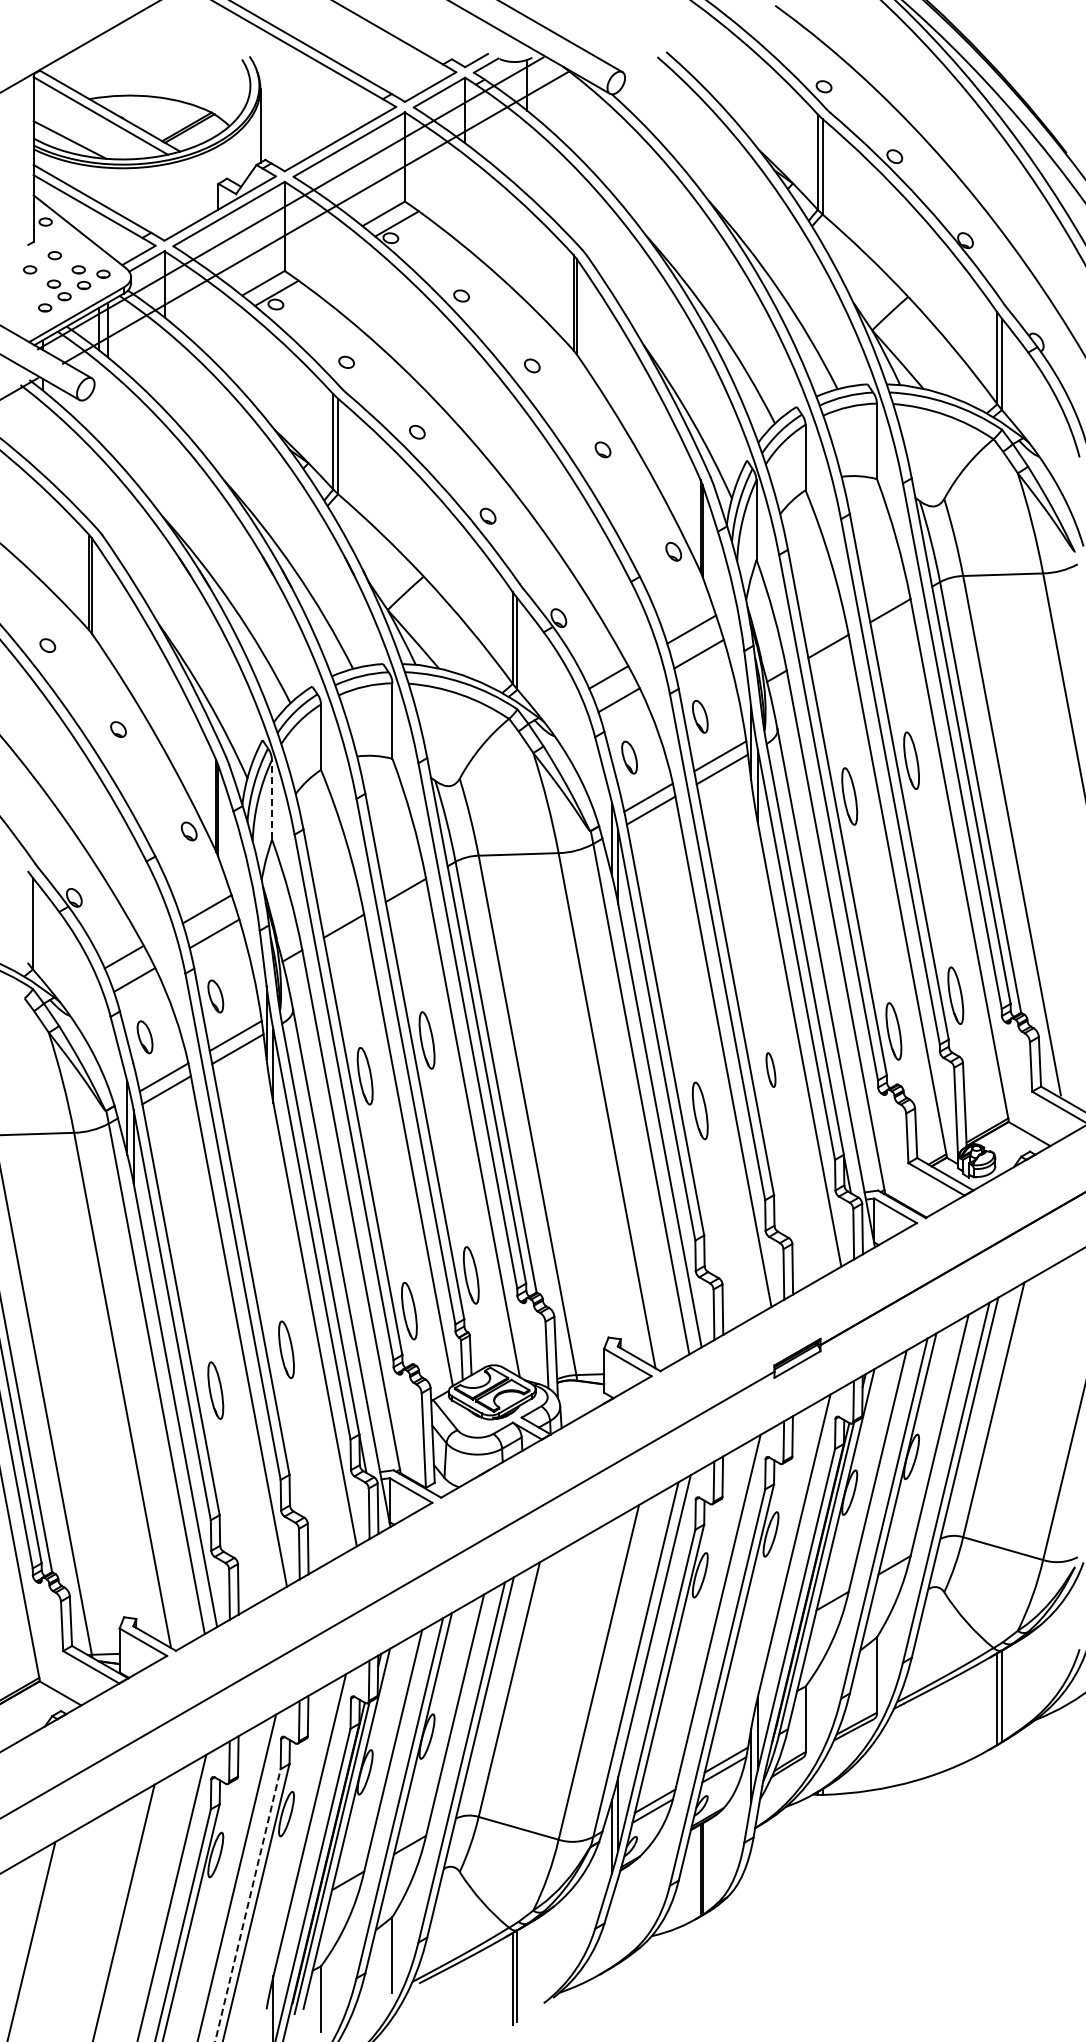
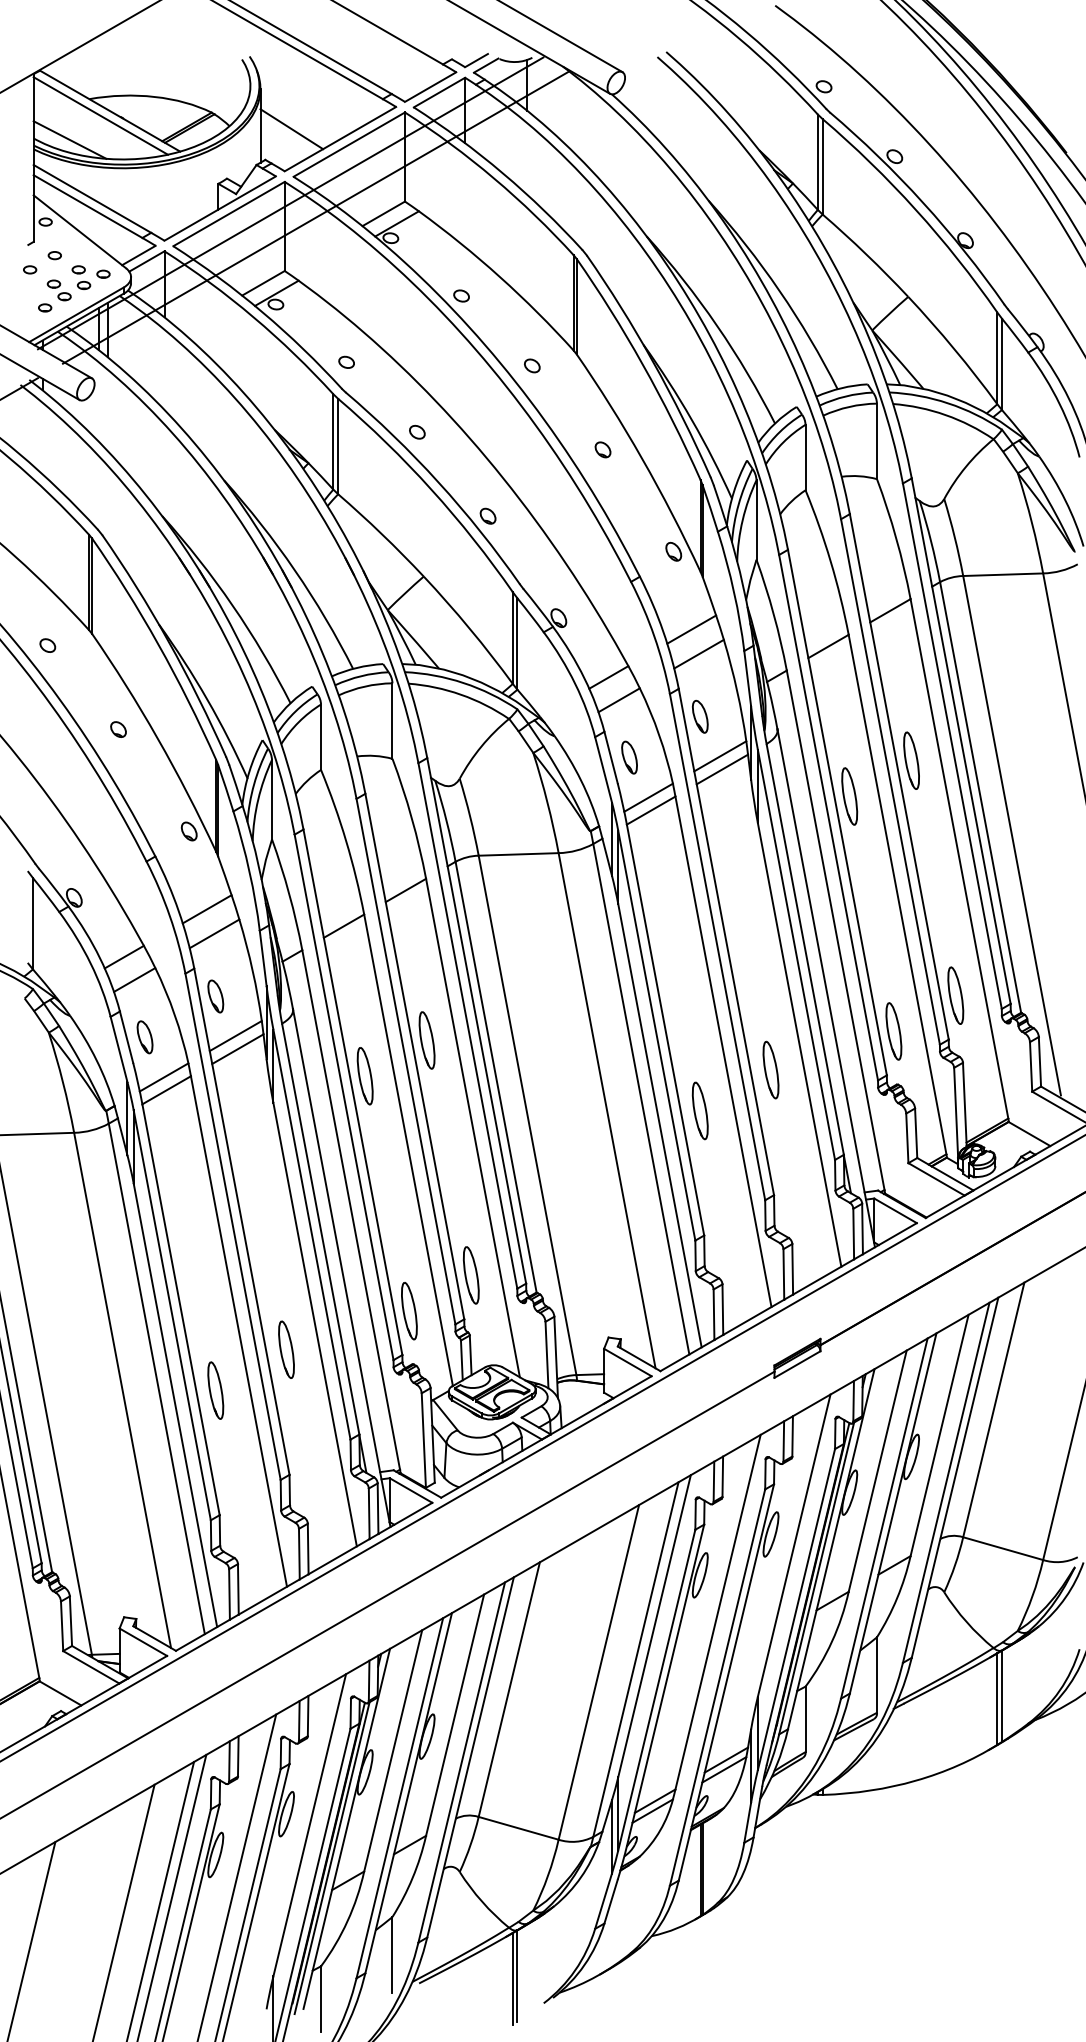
line: none -> present (291, 129)
line: dashed -> solid (272, 799)
part size: 12x36 px -> 18x60 px (770, 1069)
line: none -> present (542, 1448)
line: none -> present (160, 1899)
line: dashed -> solid (248, 1905)
